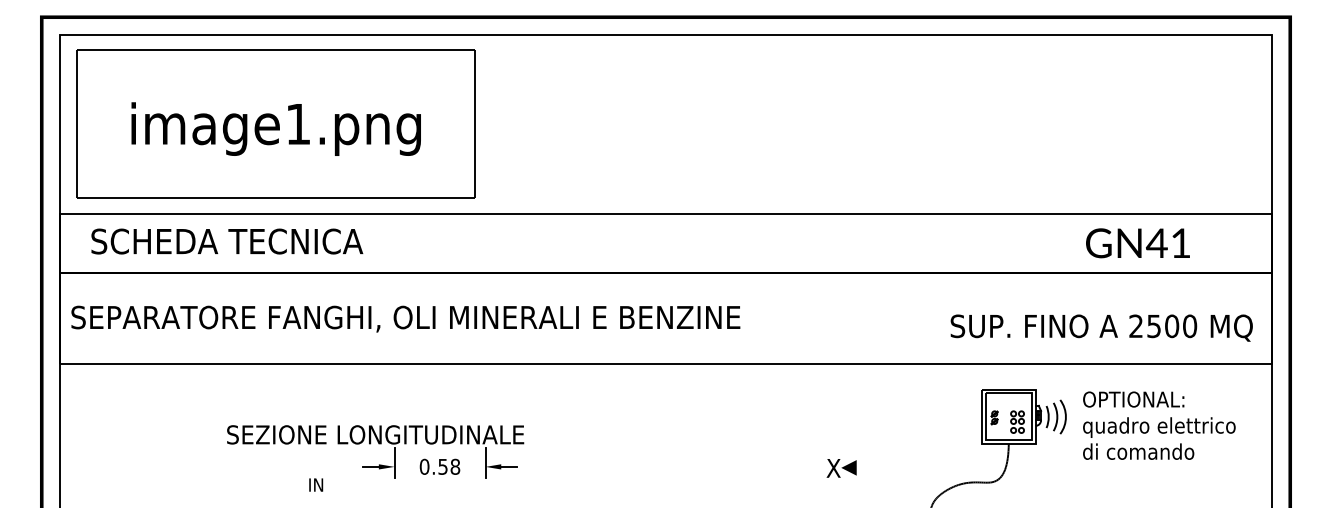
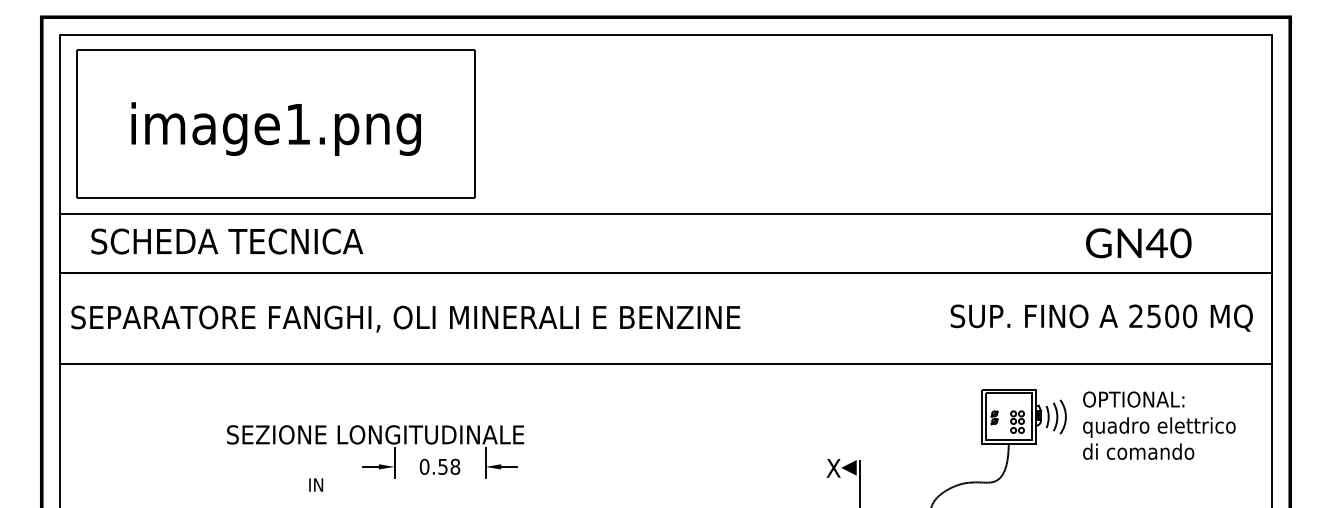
text: GN41 -> GN40 (1180, 243)
text position: (1101, 327) -> (1101, 317) (1101, 317)
line: none -> present (859, 482)
